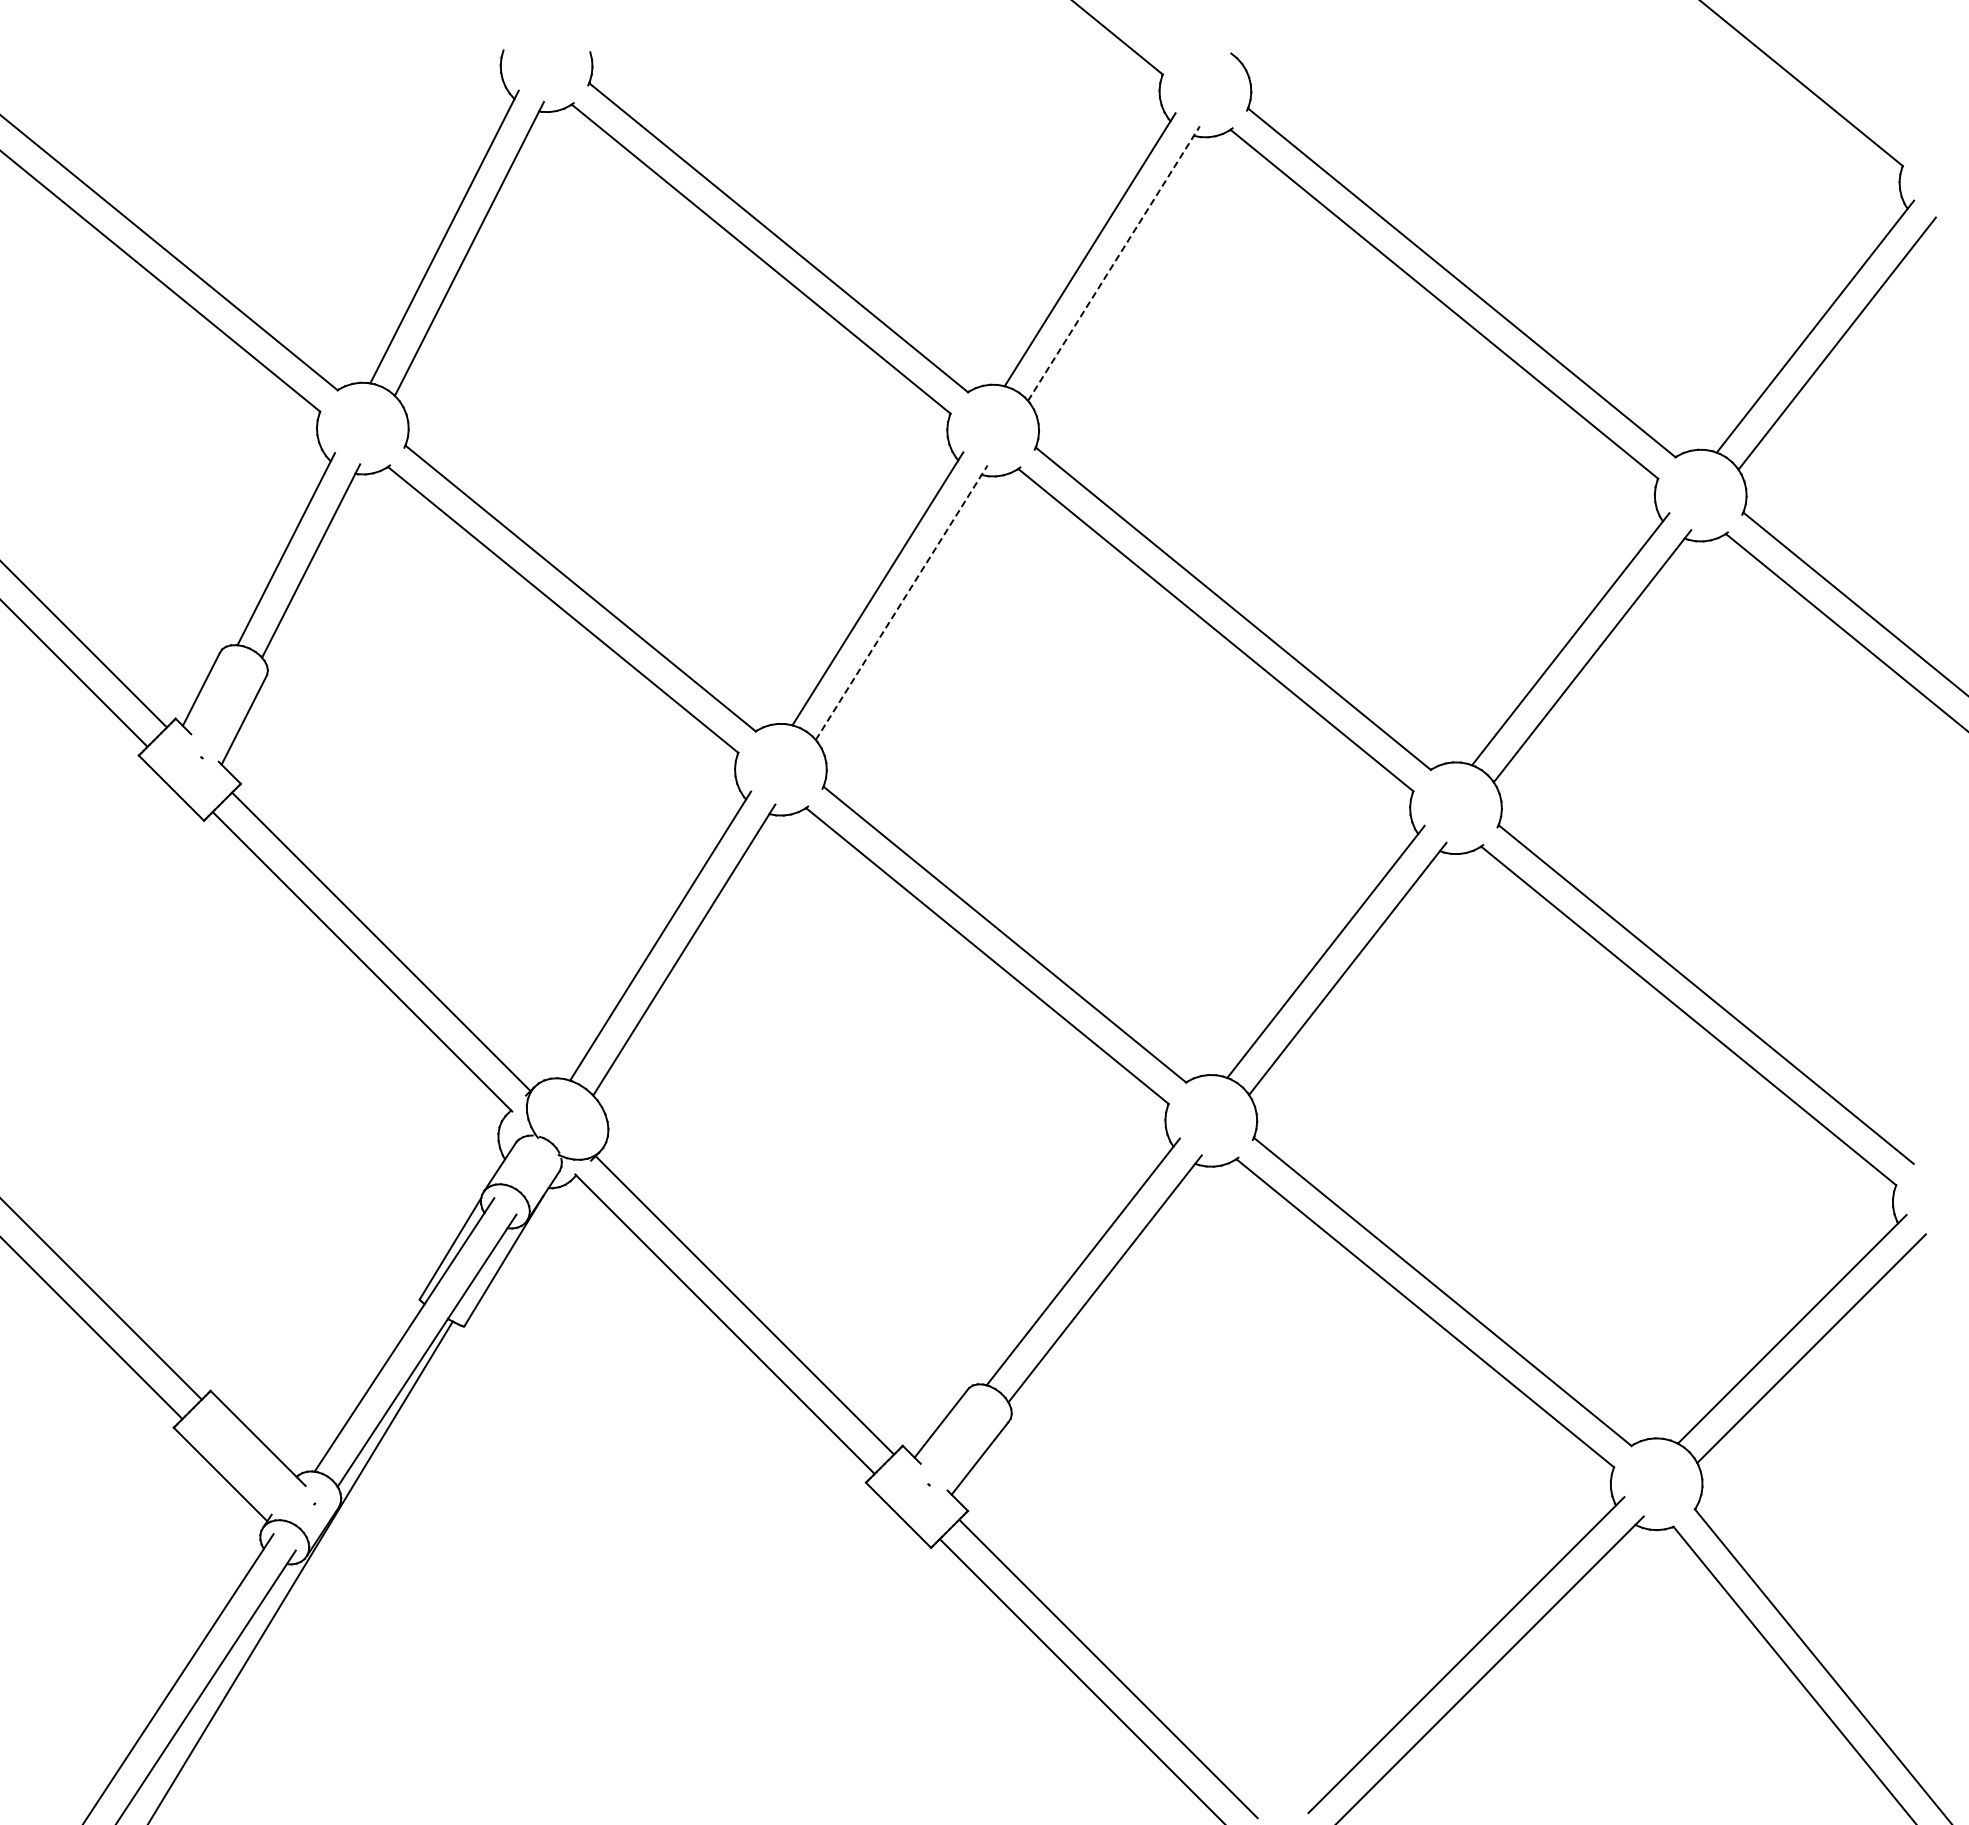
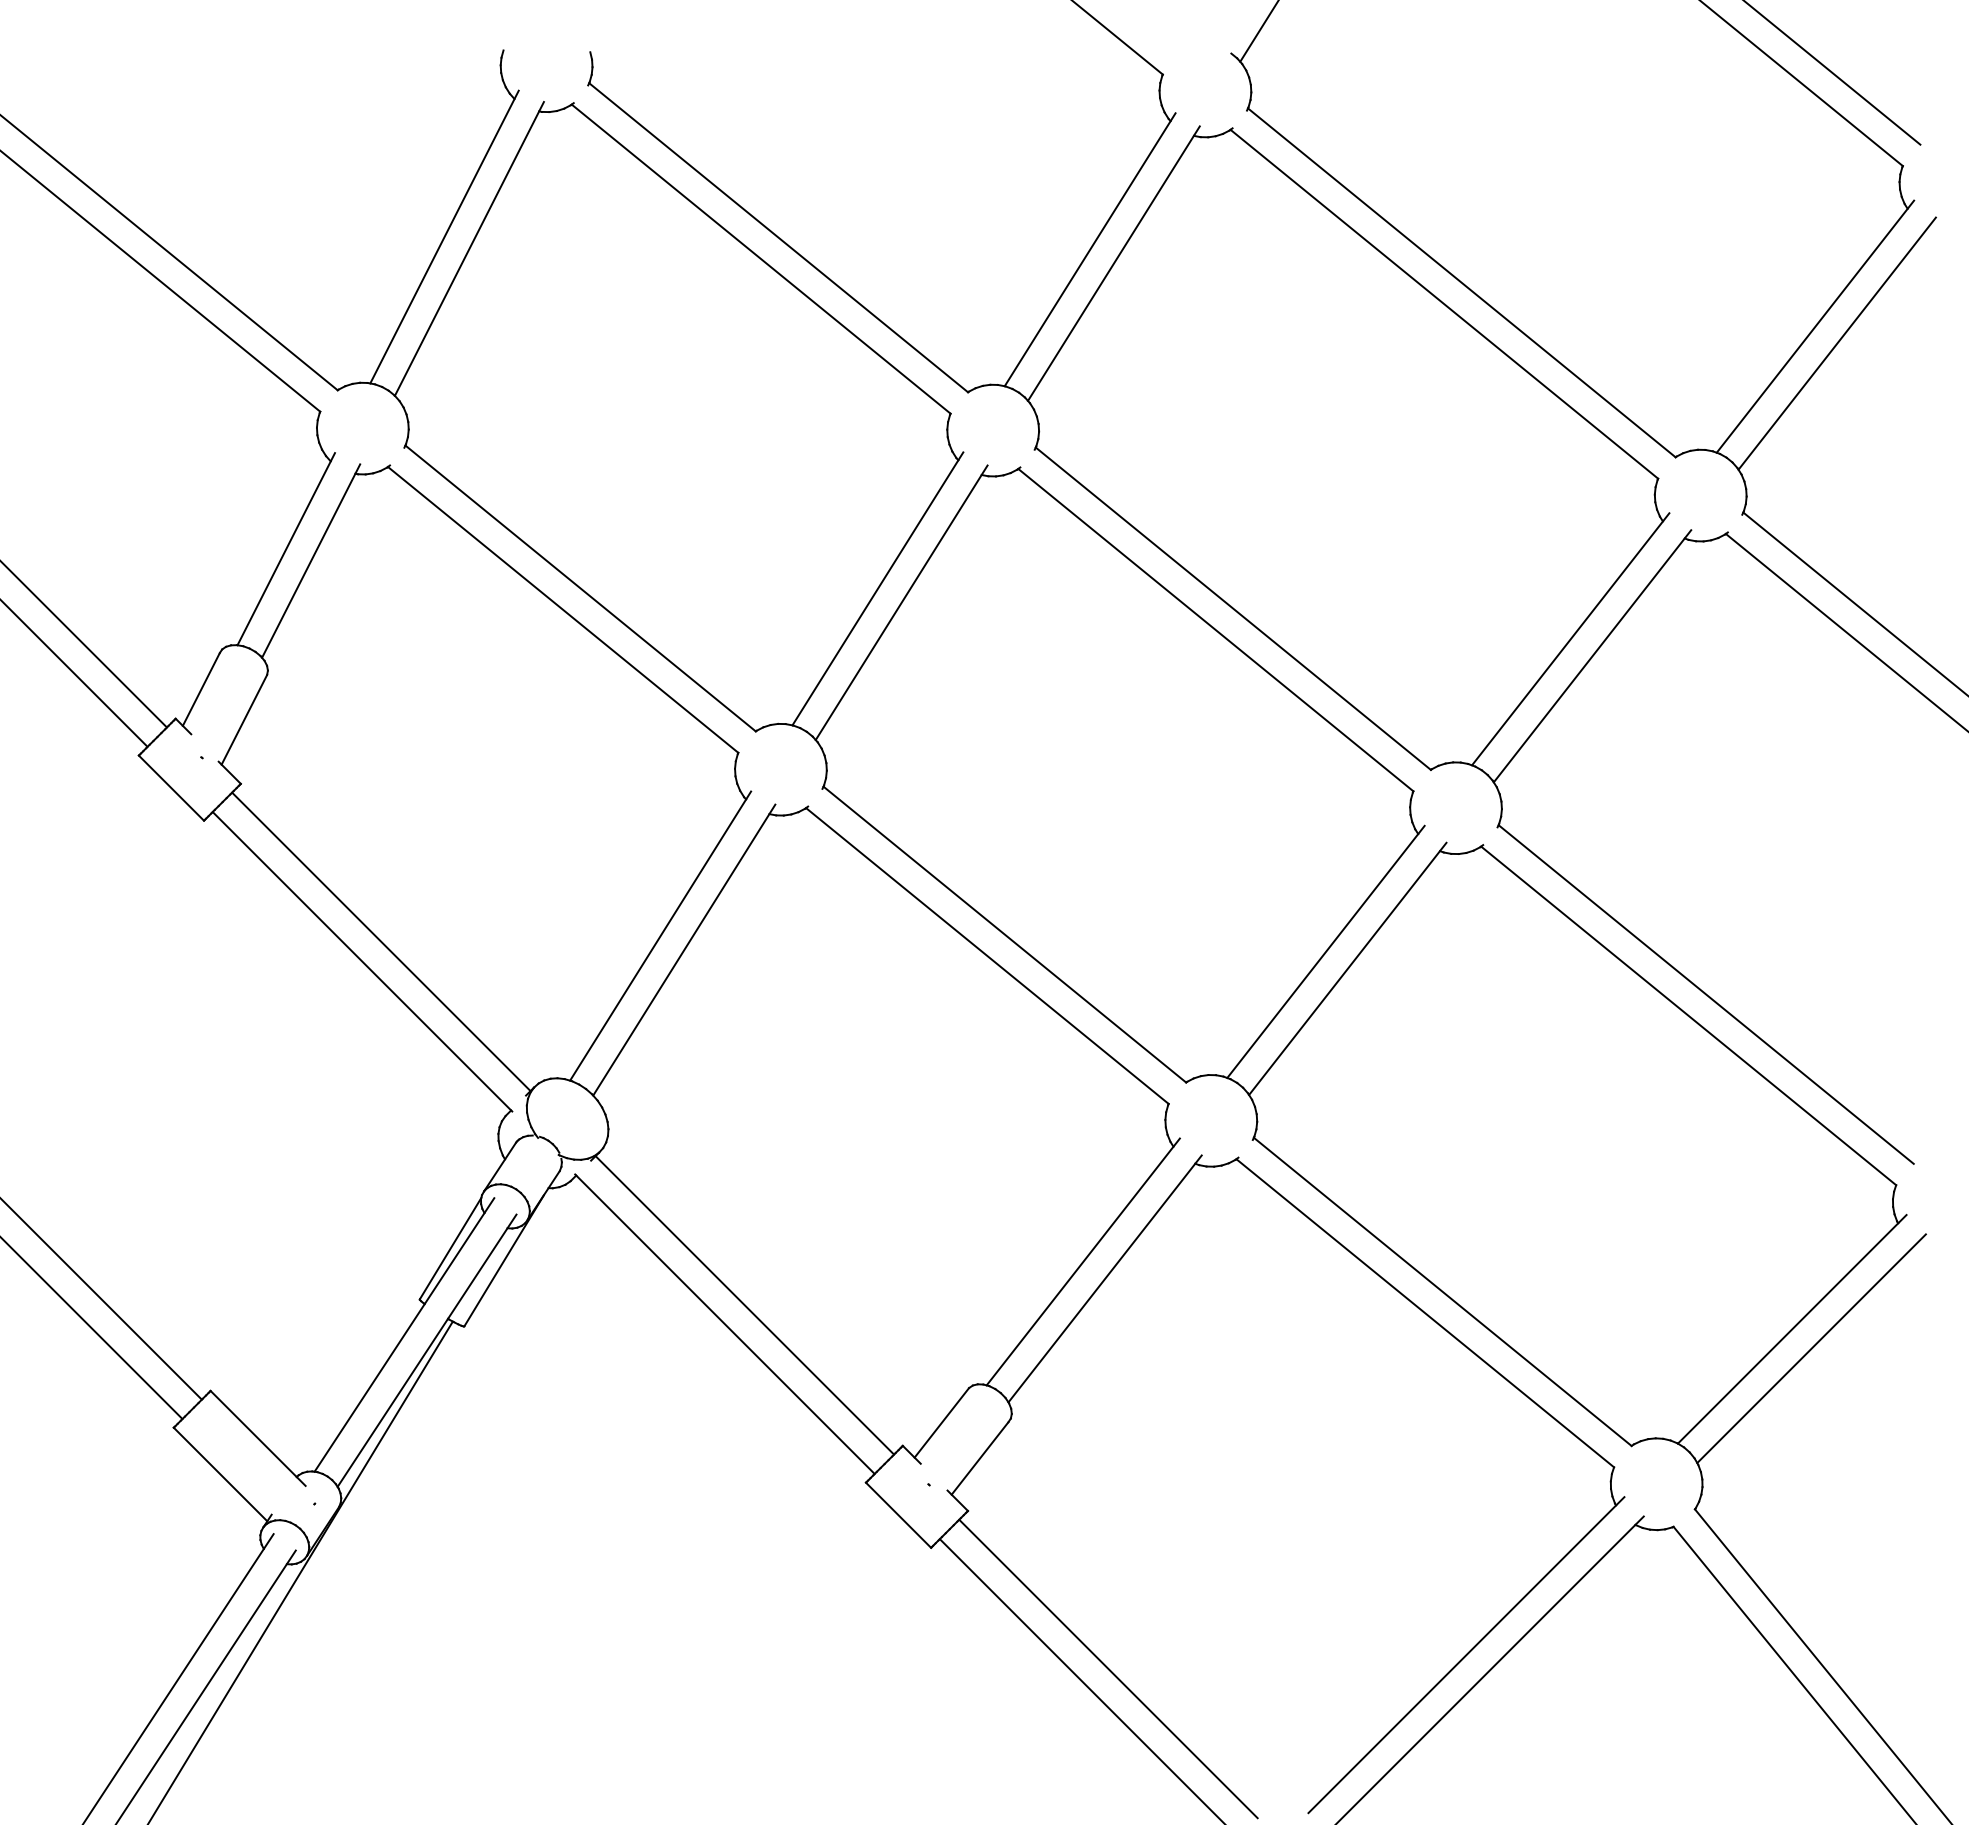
line: none -> present (1258, 31)
line: none -> present (1832, 73)
line: dashed -> solid (1113, 263)
line: dashed -> solid (901, 602)
